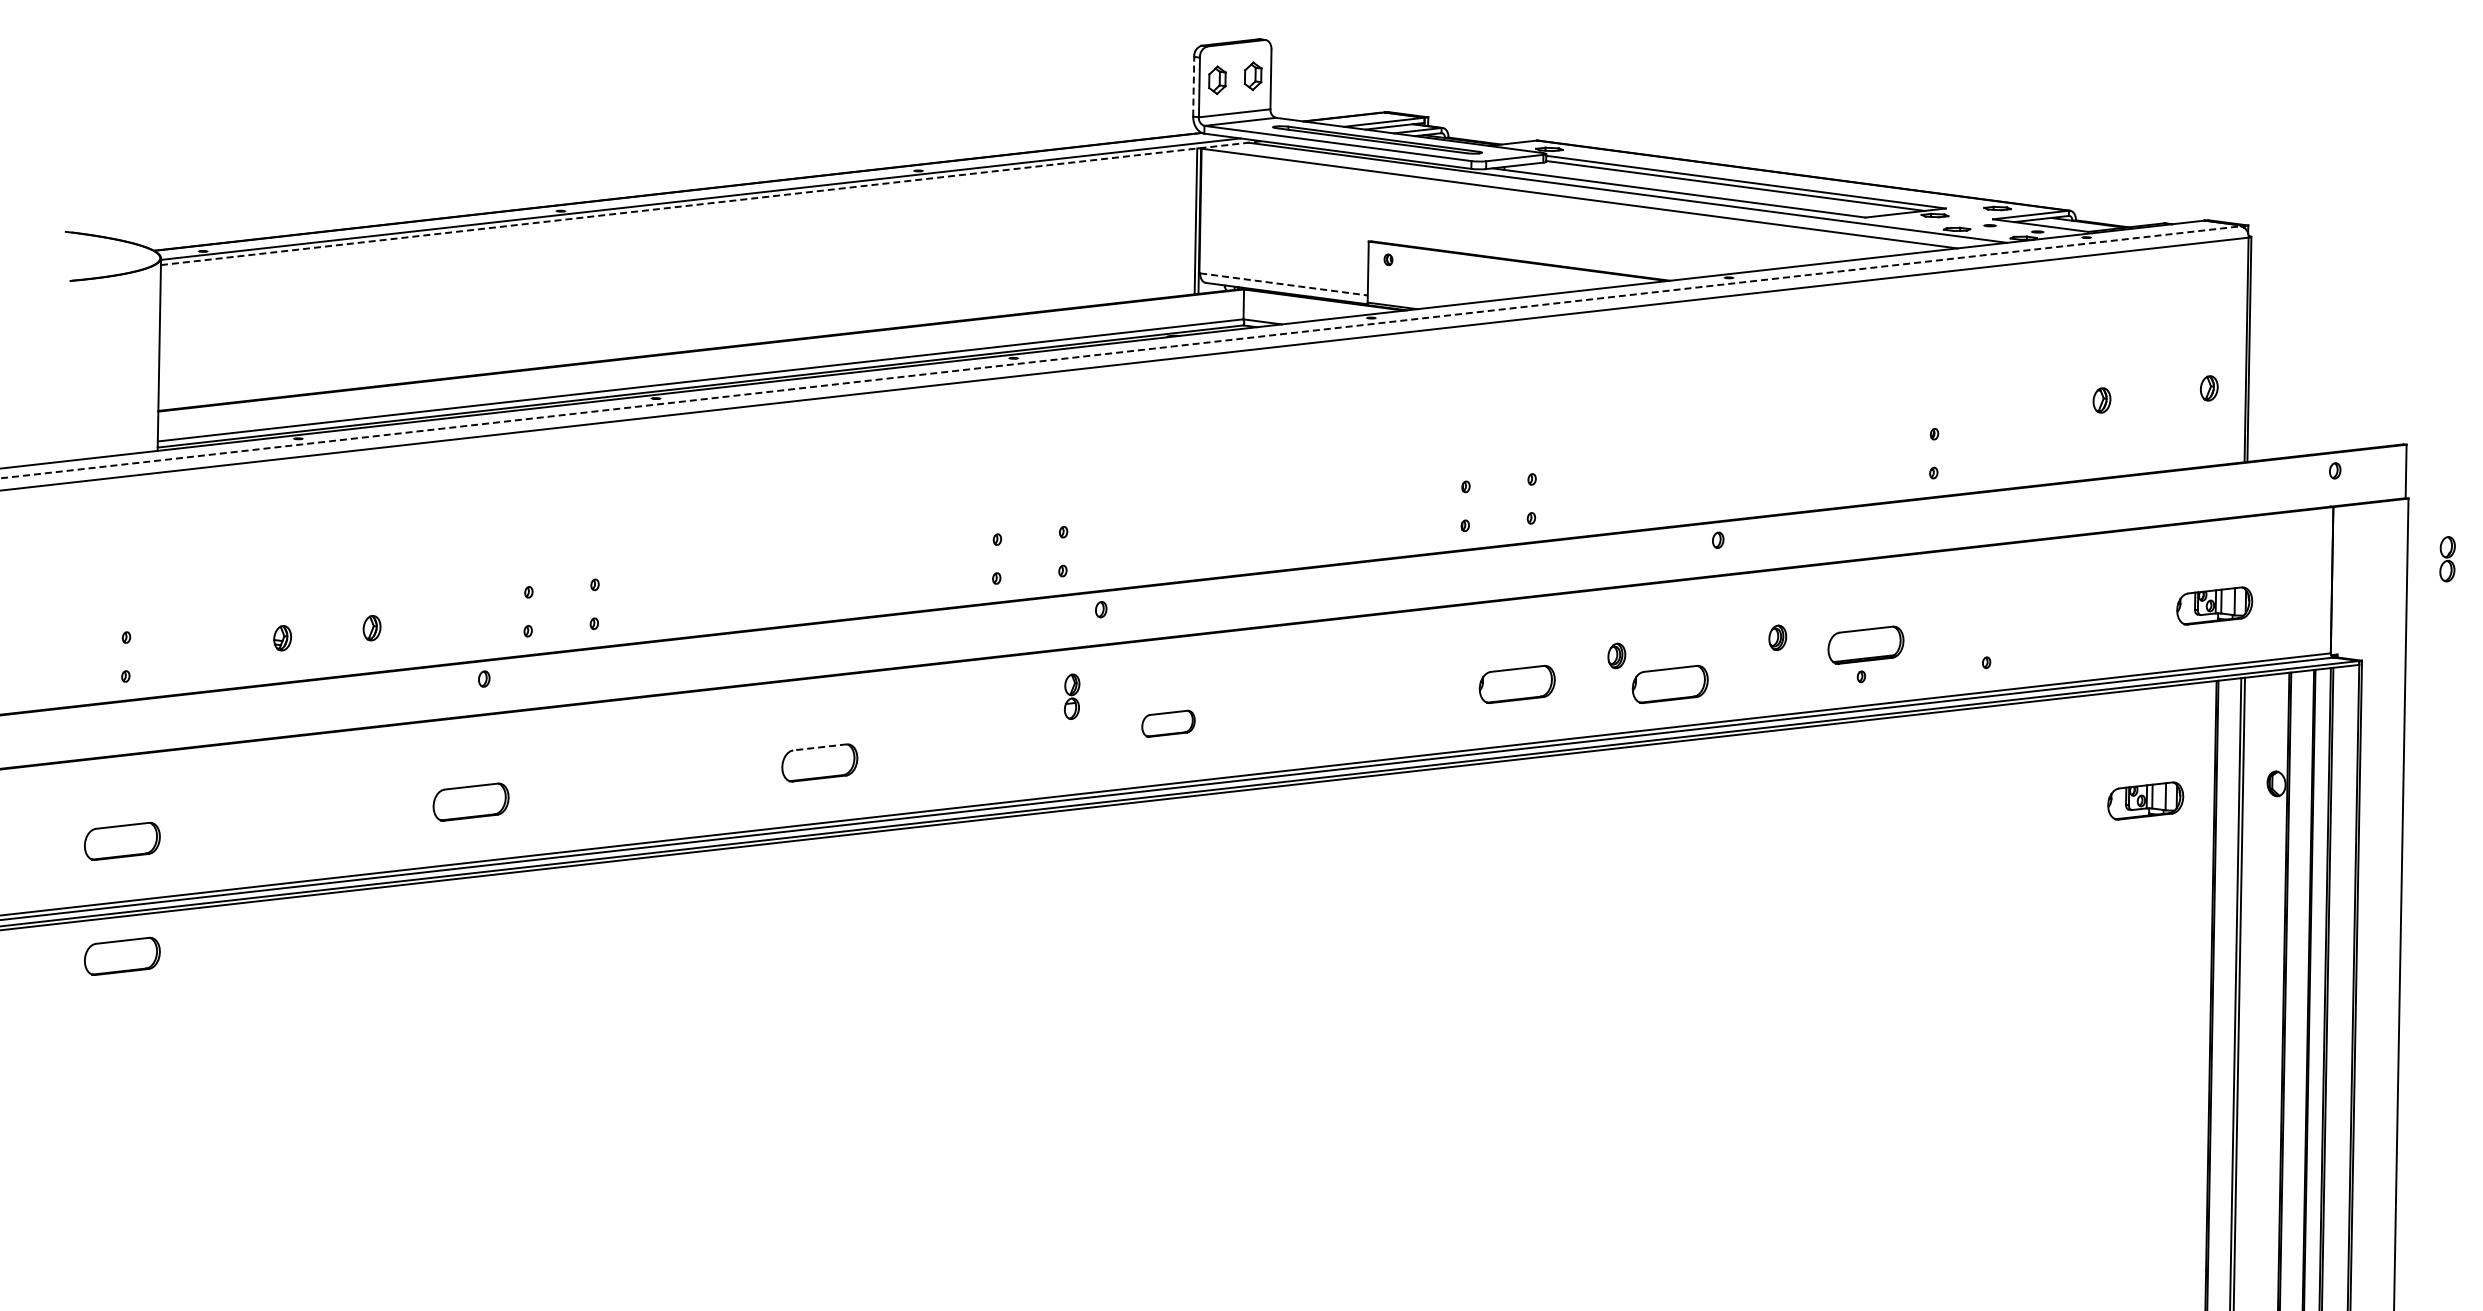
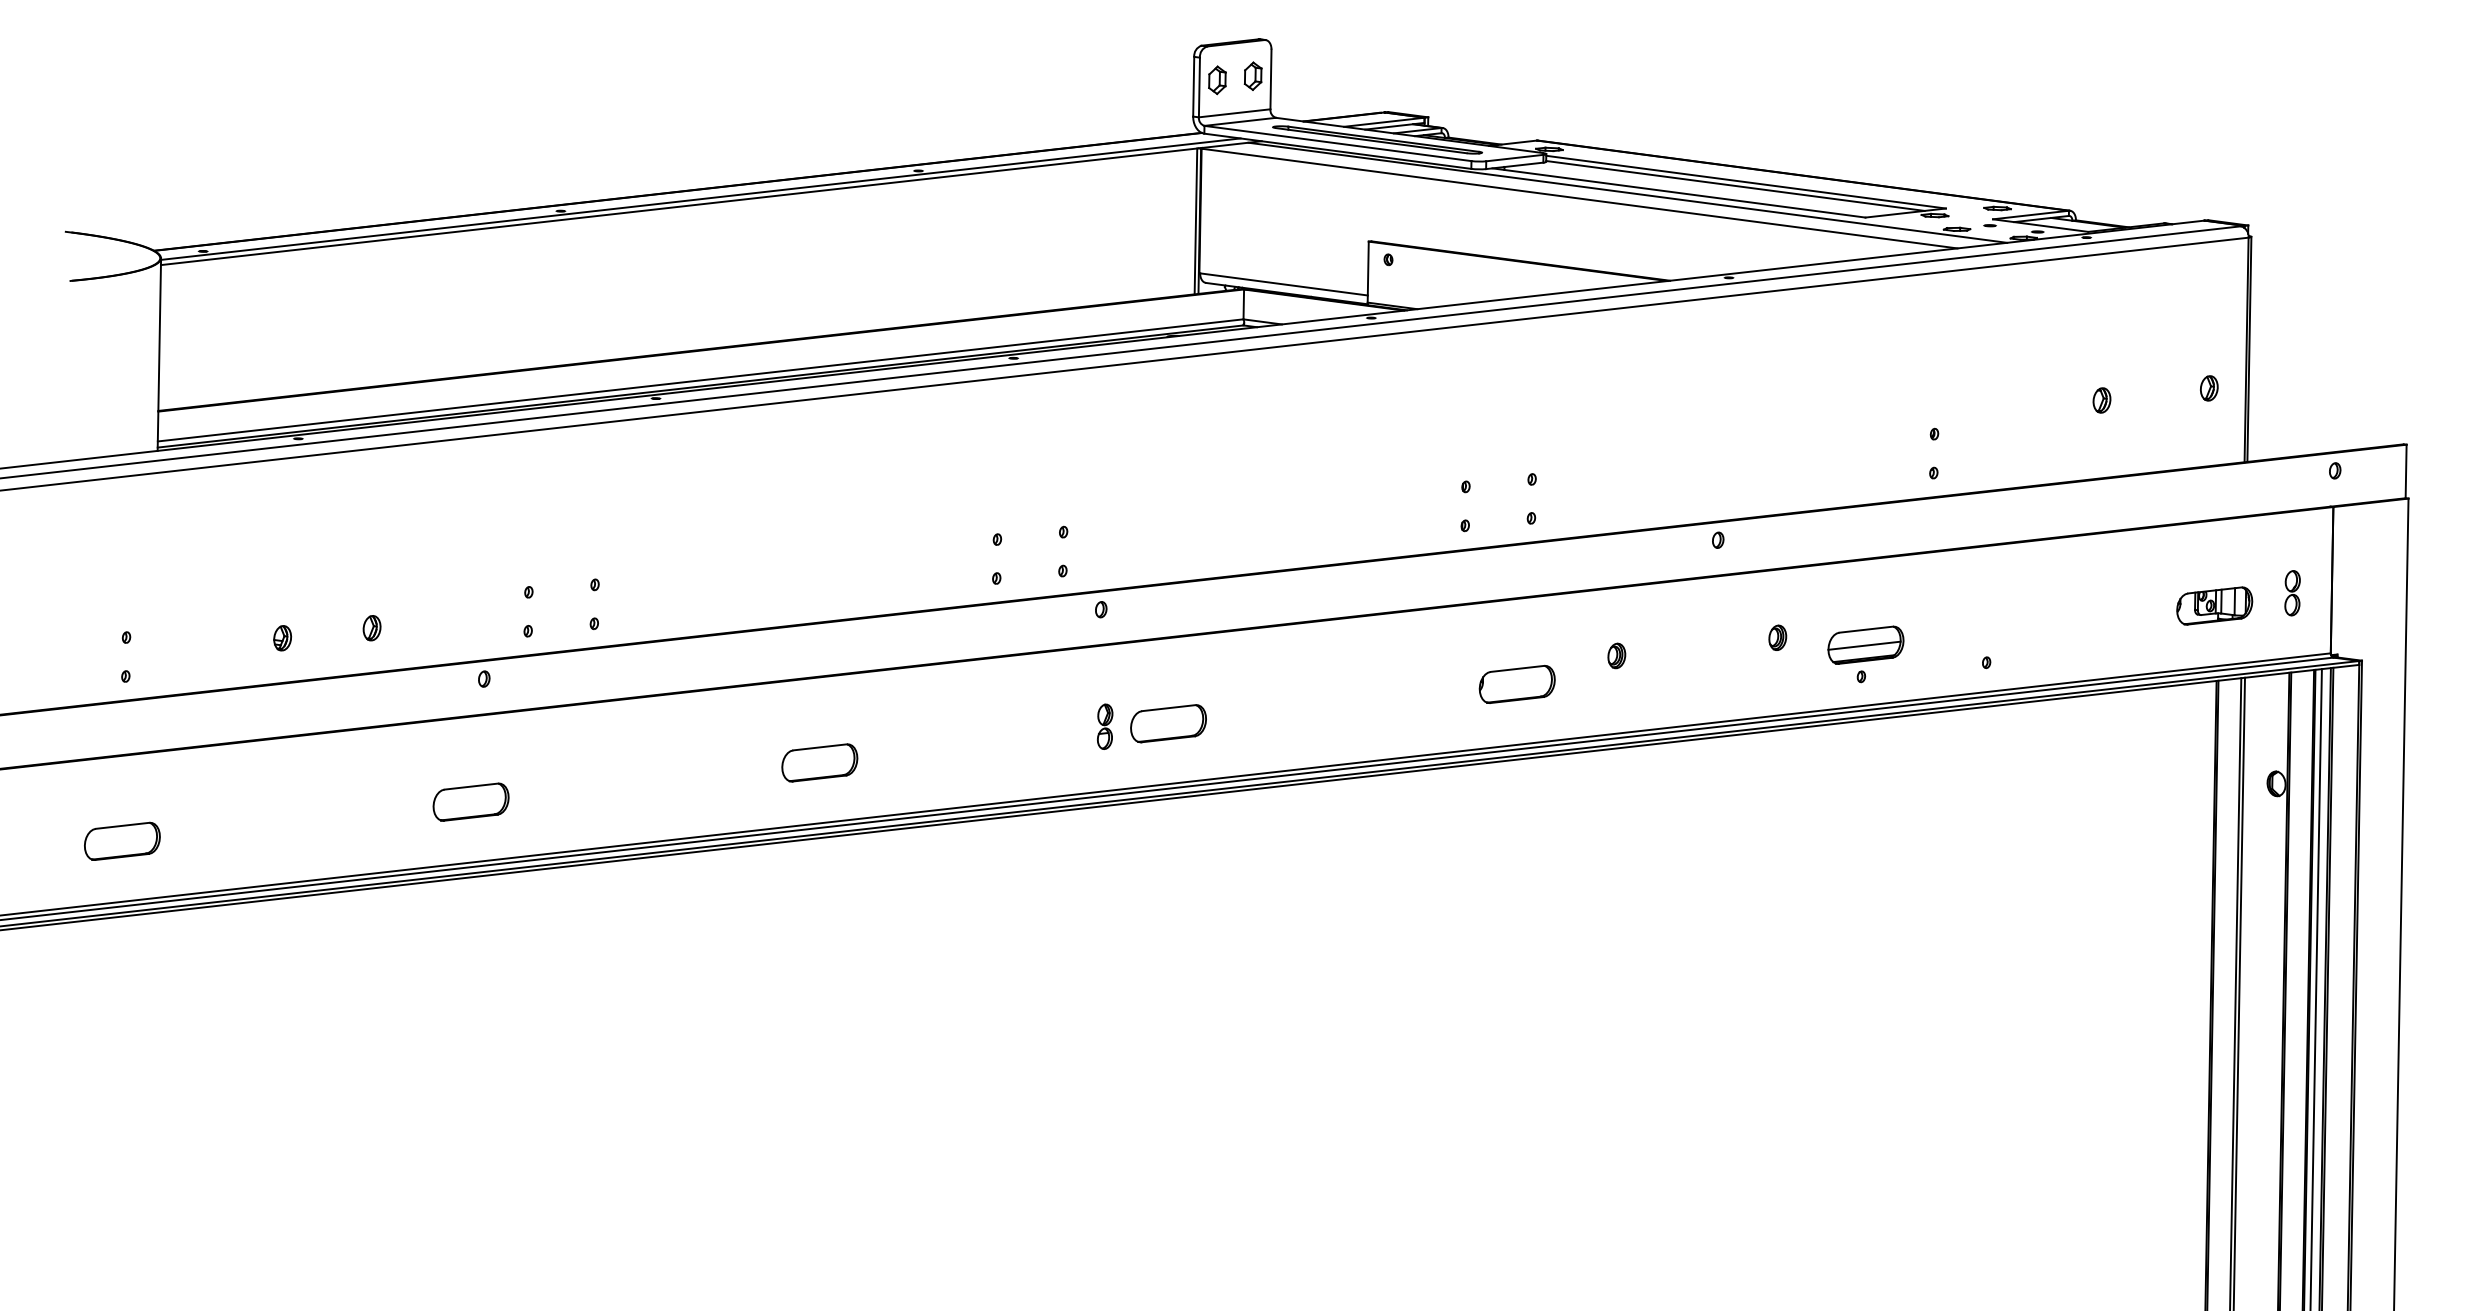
line: dashed -> solid (1193, 86)
line: dashed -> solid (711, 203)
line: dashed -> solid (1284, 284)
line: dashed -> solid (1121, 352)
part position: (2447, 559) -> (2292, 593) (2292, 593)
line: none -> present (1864, 645)
part: present -> none (1669, 684)
part position: (1072, 696) -> (1105, 726) (1105, 726)
part size: 55x29 px -> 77x40 px (1168, 723)
line: dashed -> solid (820, 747)
part: present -> none (2145, 800)
part: present -> none (122, 955)
line: none -> present (2315, 988)
